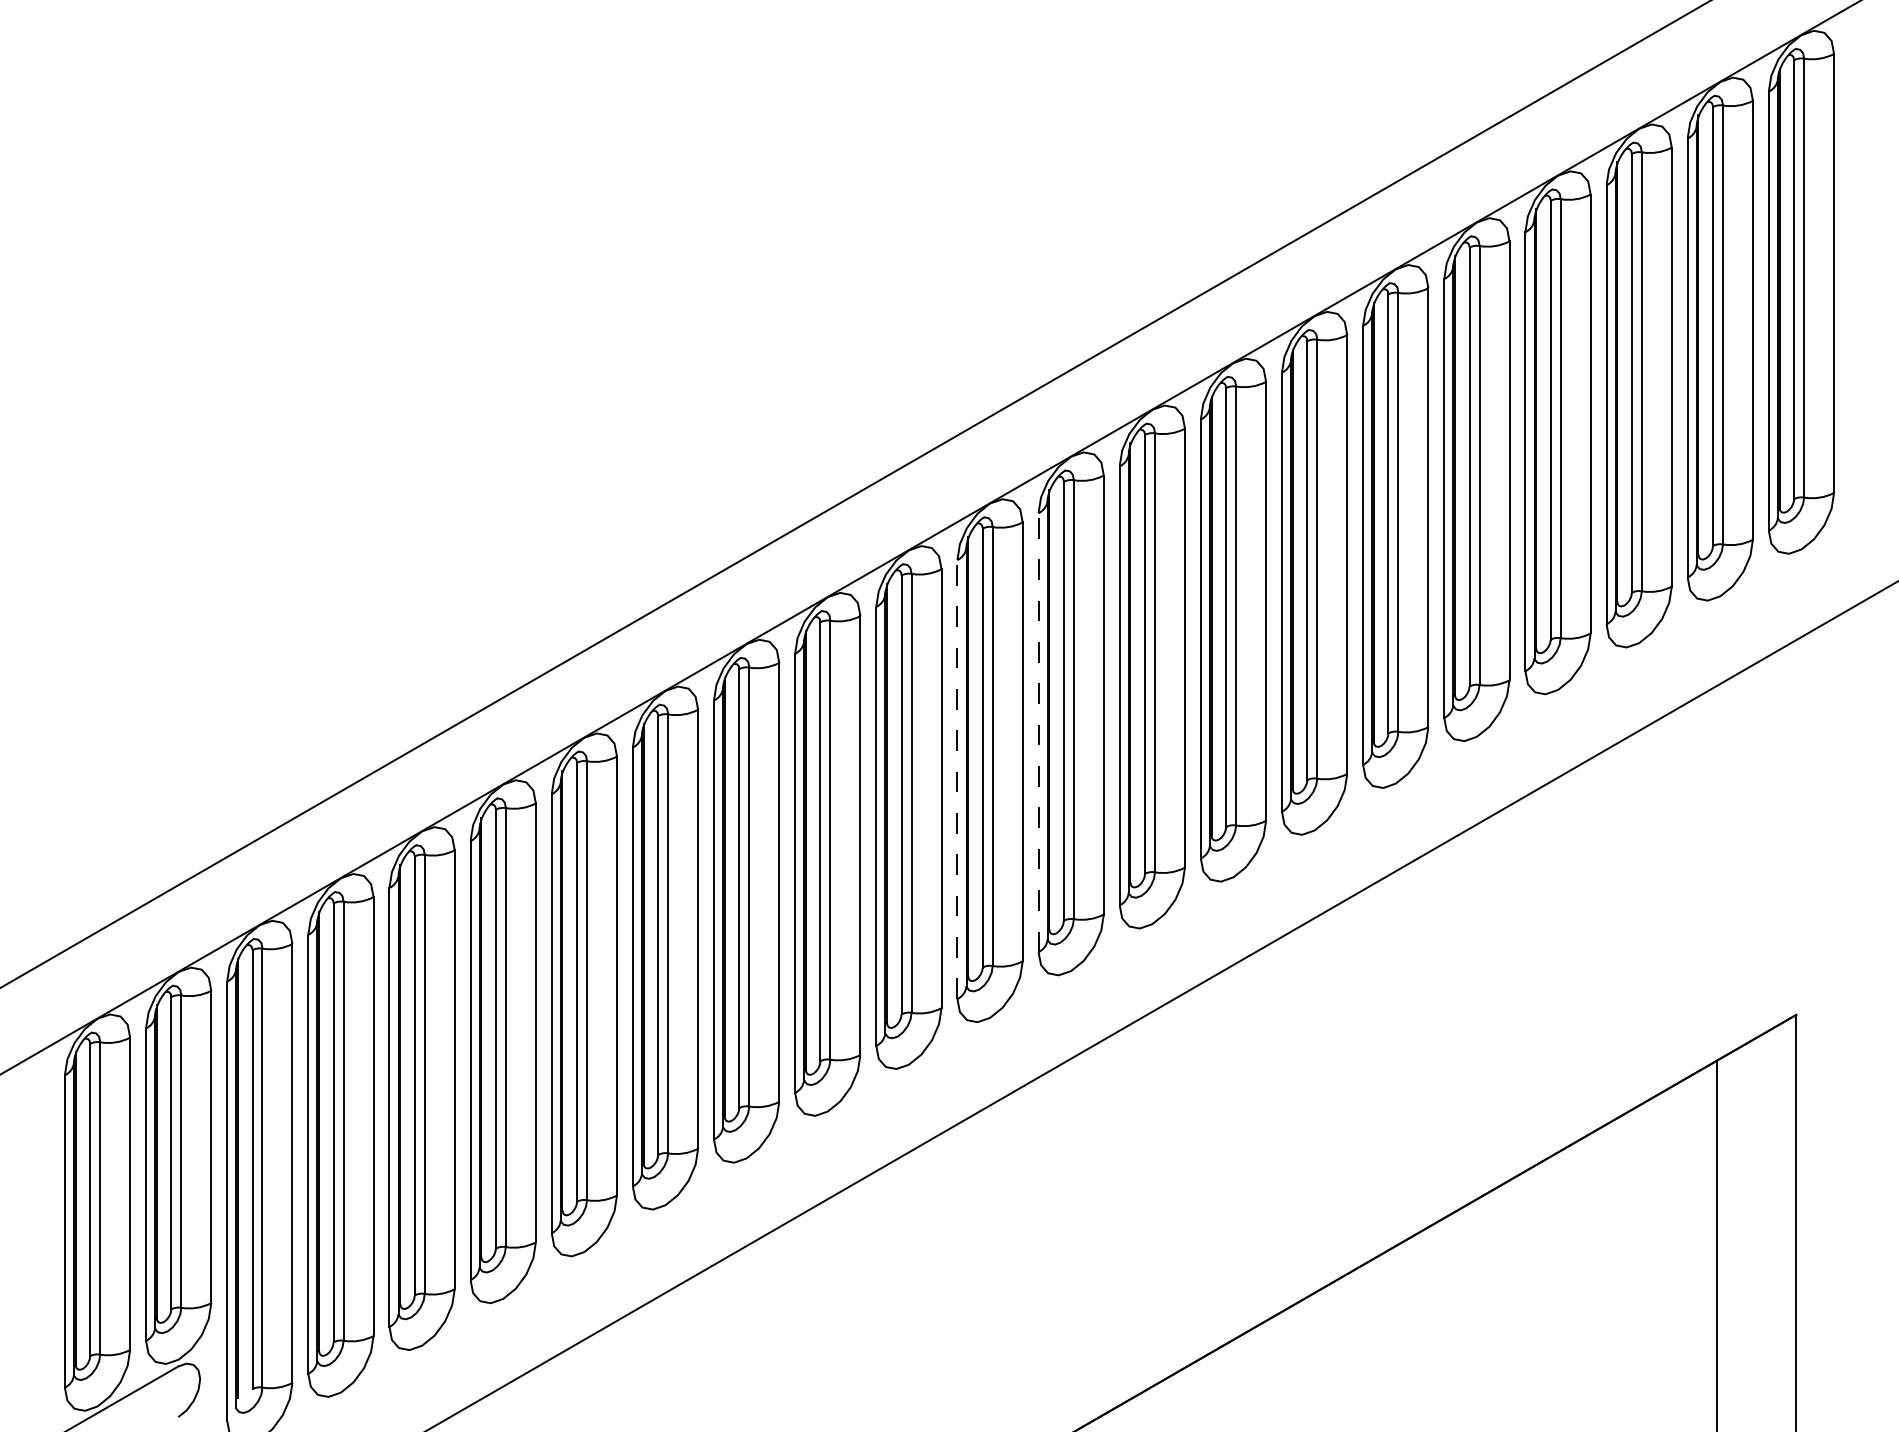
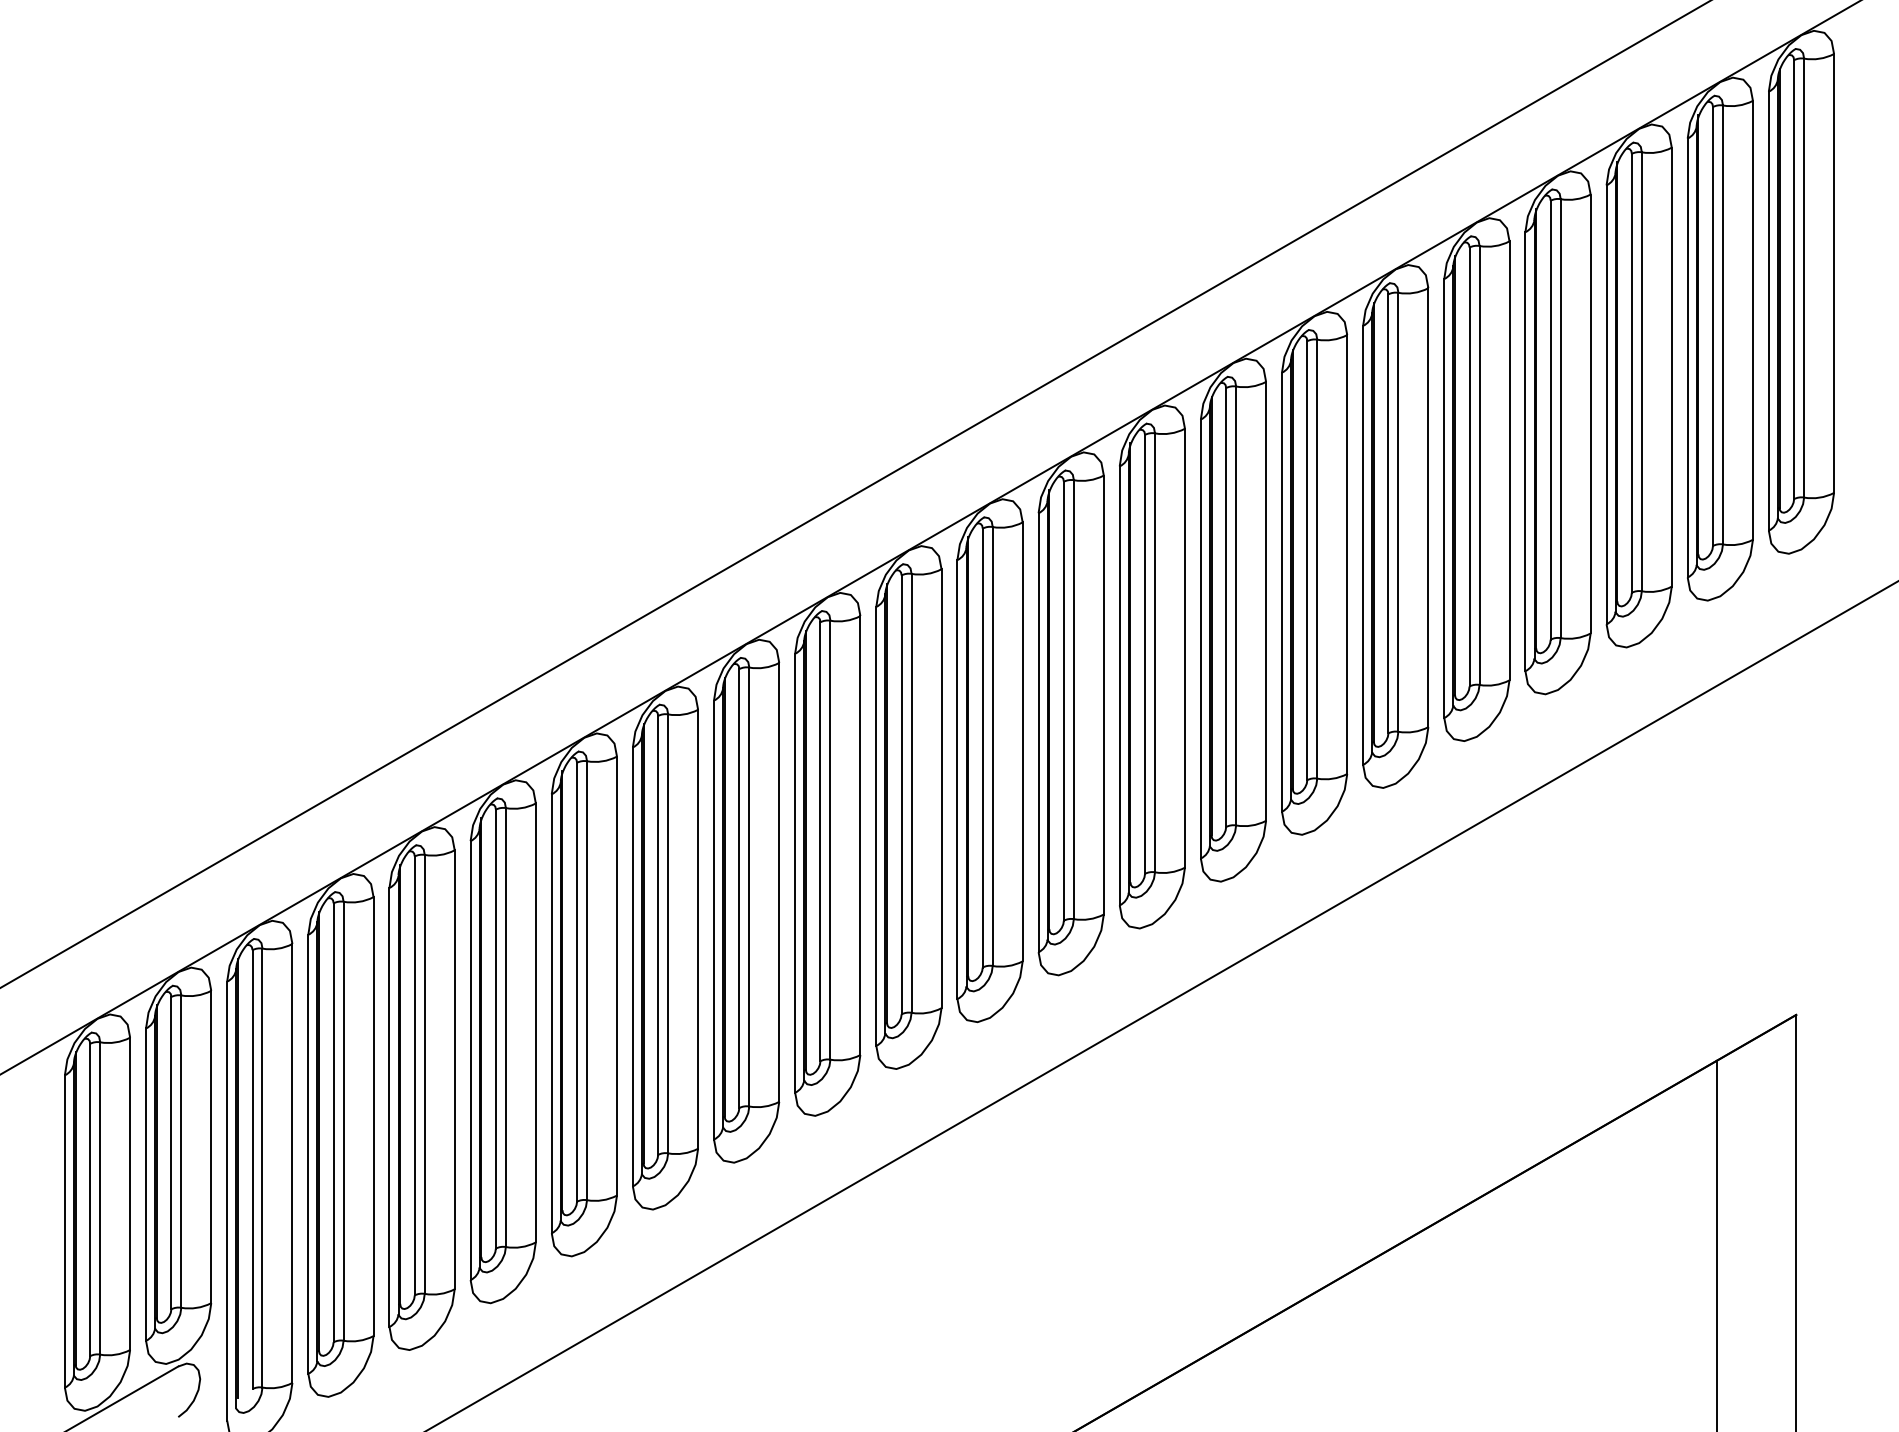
line: dashed -> solid (1038, 732)
line: dashed -> solid (957, 779)
